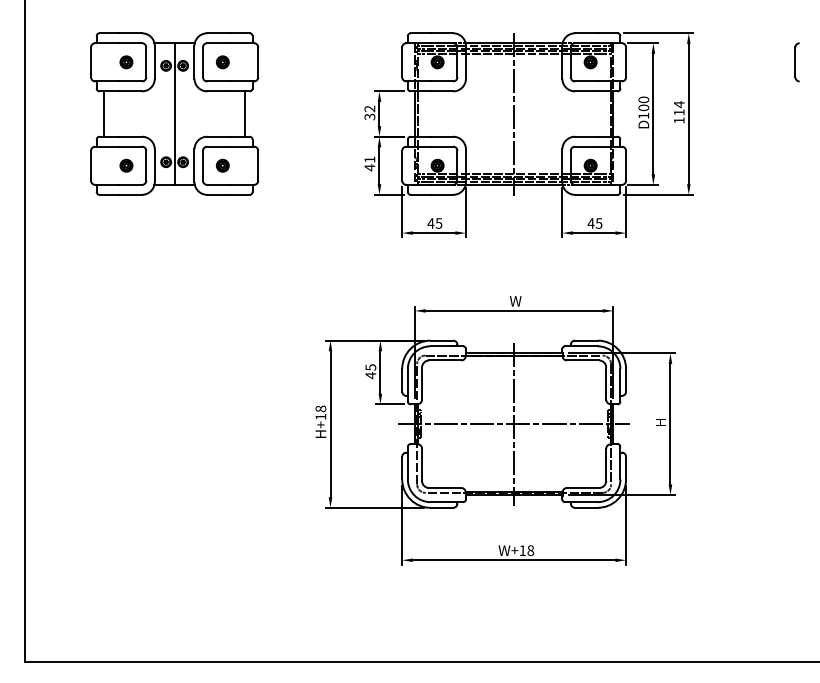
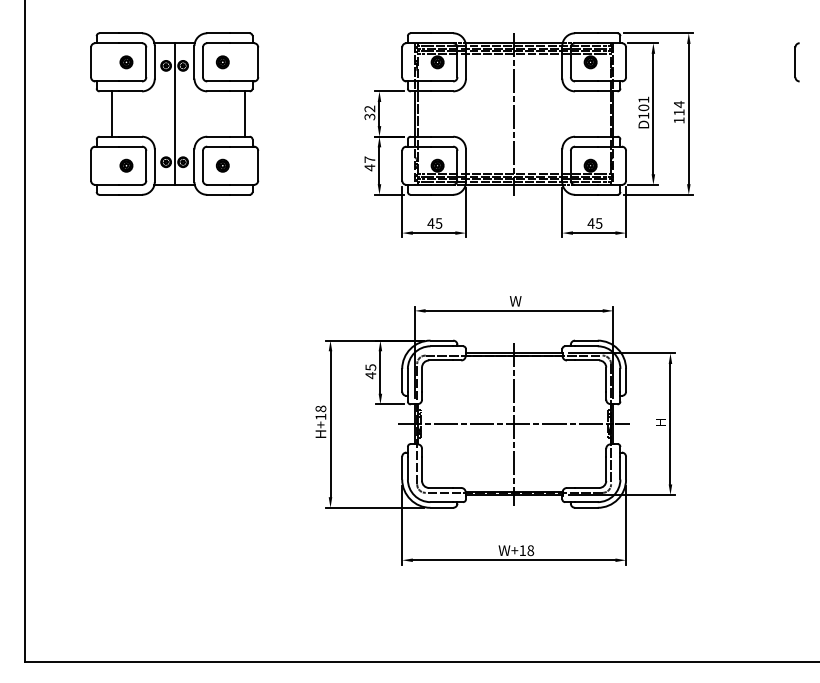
text: D100 -> D101 (643, 99)
line position: (103, 113) -> (111, 113) (111, 113)
text: 41 -> 47 (369, 159)
